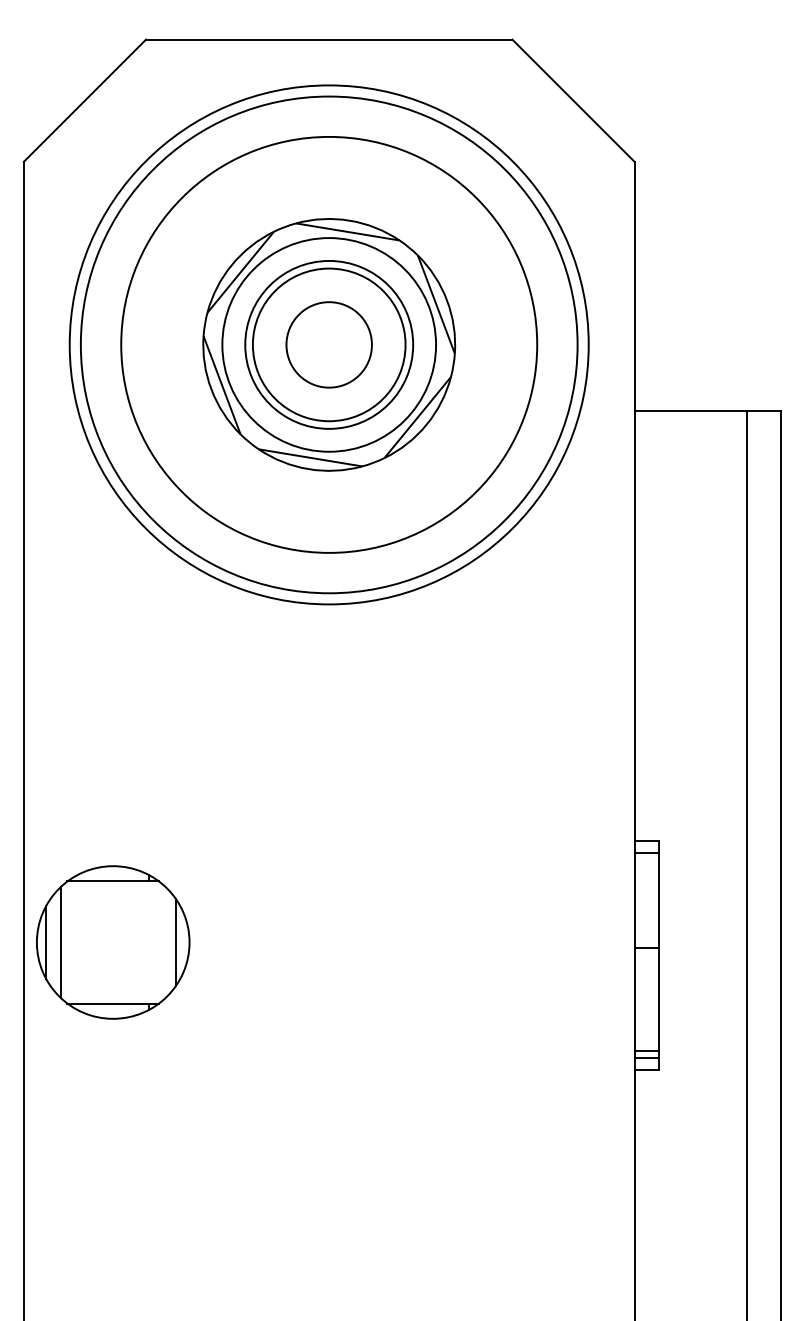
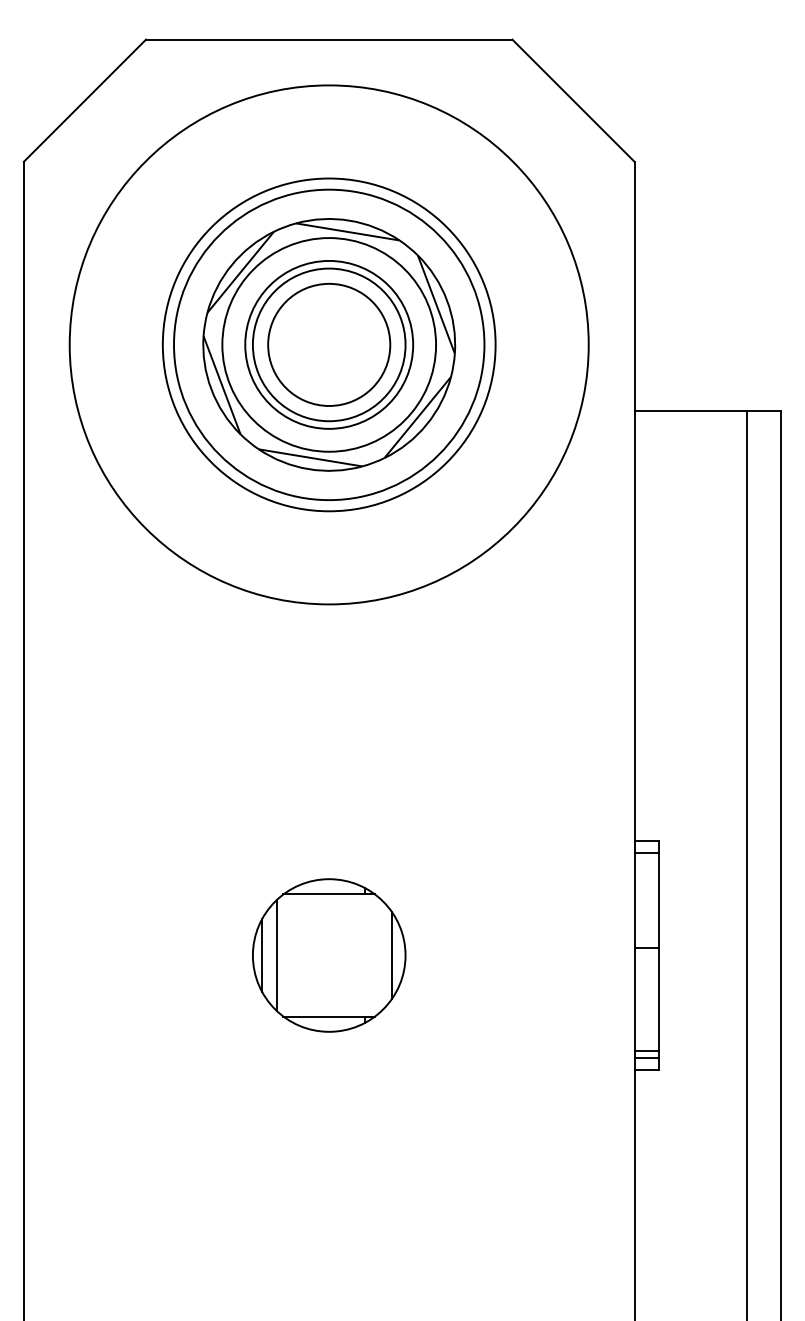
circle diameter: 497 px -> 310 px (329, 344)
circle diameter: 85 px -> 122 px (329, 344)
circle diameter: 416 px -> 333 px (328, 344)
part position: (113, 942) -> (329, 955) (329, 955)
